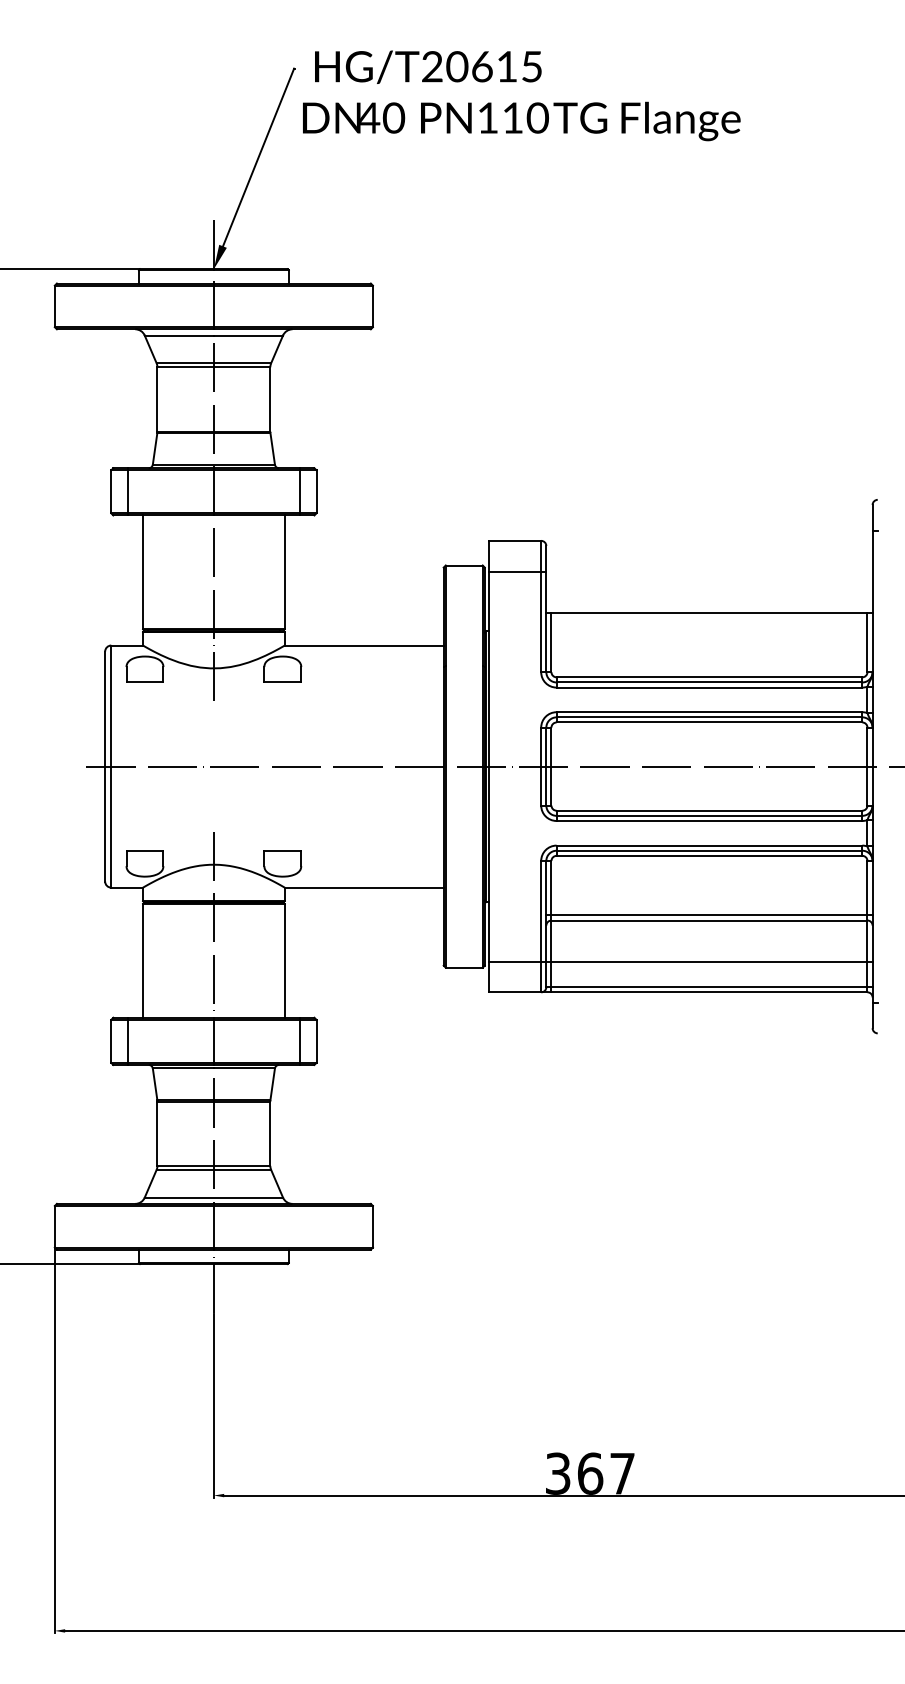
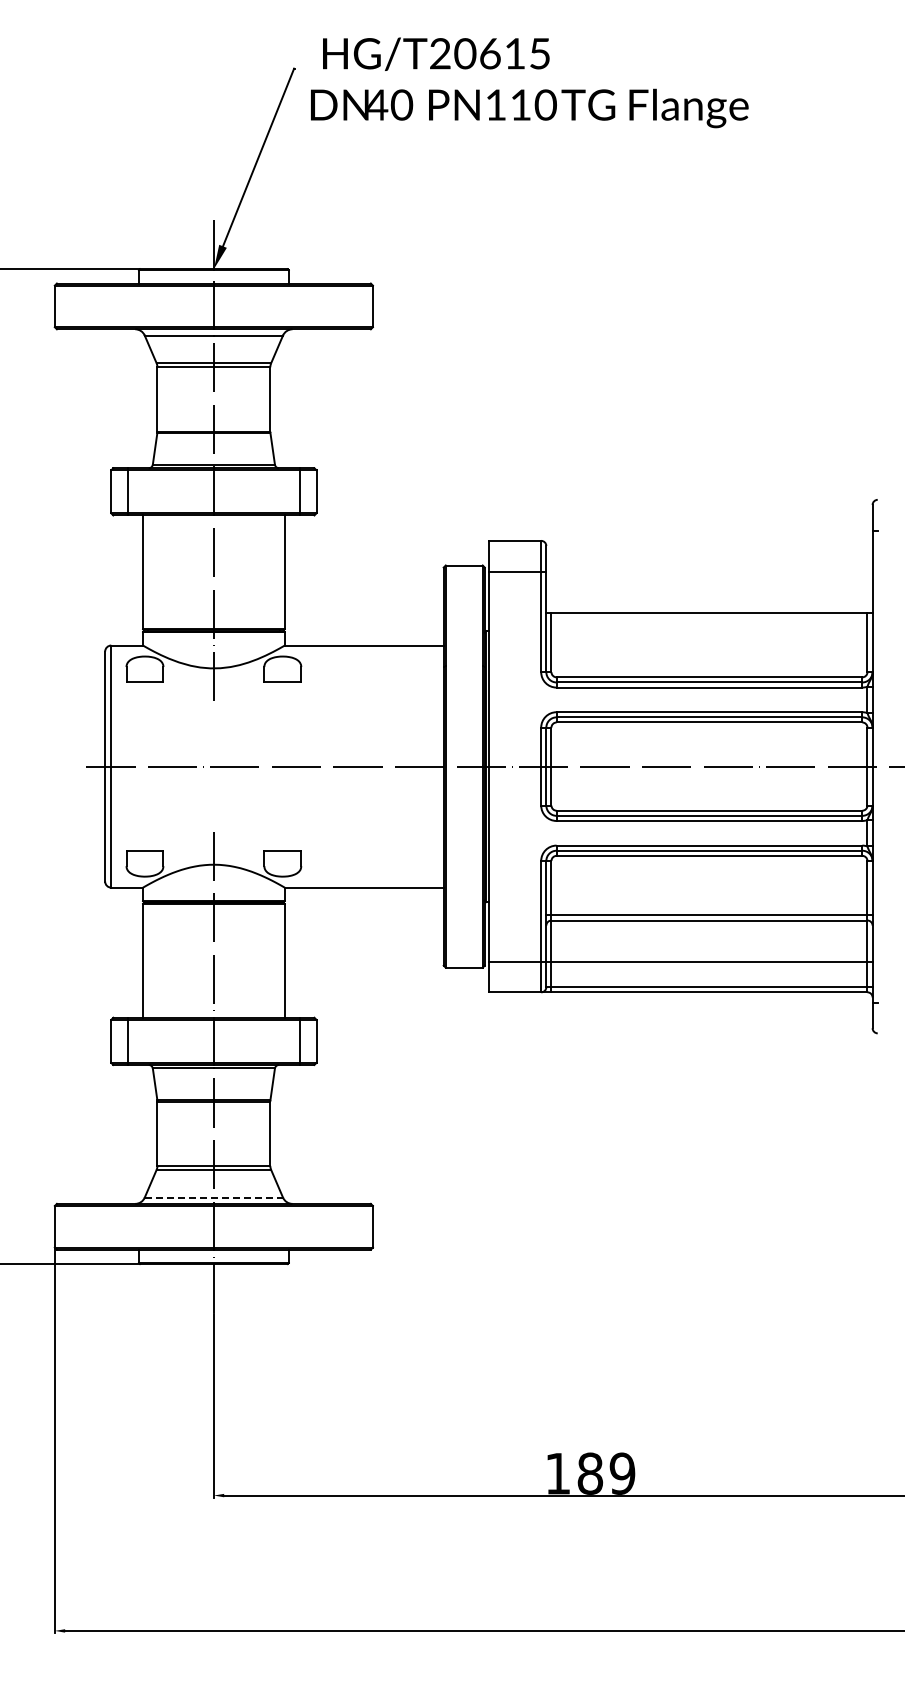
text position: (521, 95) -> (529, 82) (529, 82)
line: solid -> dashed (214, 1197)
text: 367 -> 189 (590, 1473)
